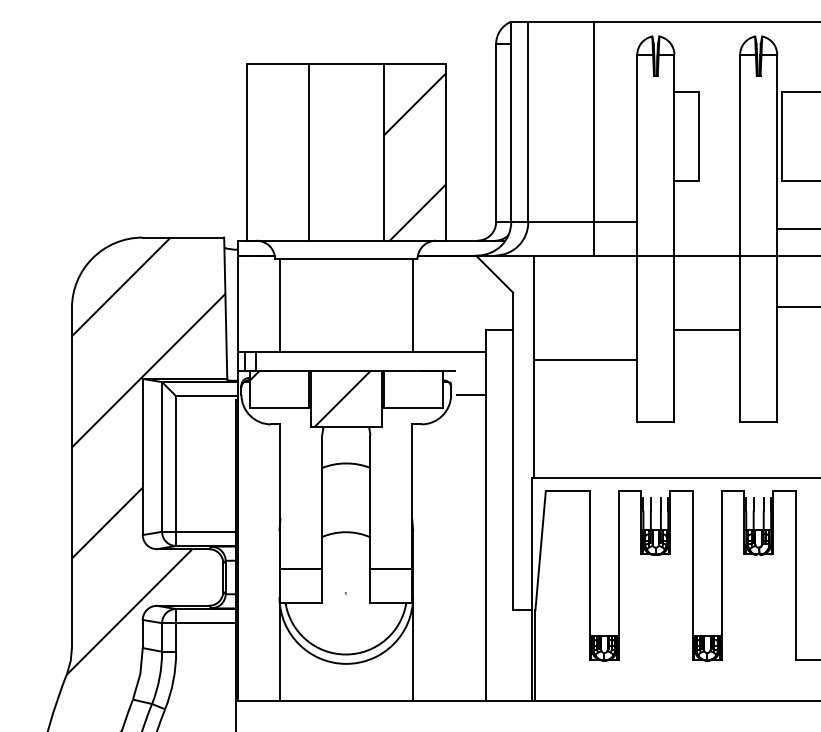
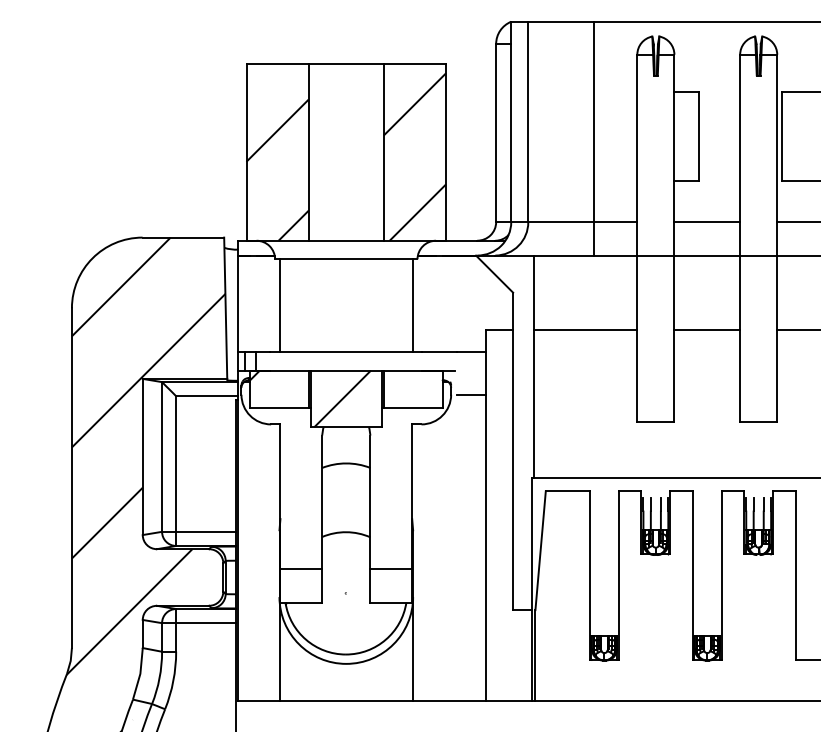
hatch: none -> present (277, 169)
line: none -> present (707, 222)
line position: (797, 229) -> (797, 222) (797, 222)
line position: (797, 306) -> (797, 329) (797, 329)
line position: (585, 359) -> (585, 329) (585, 329)
